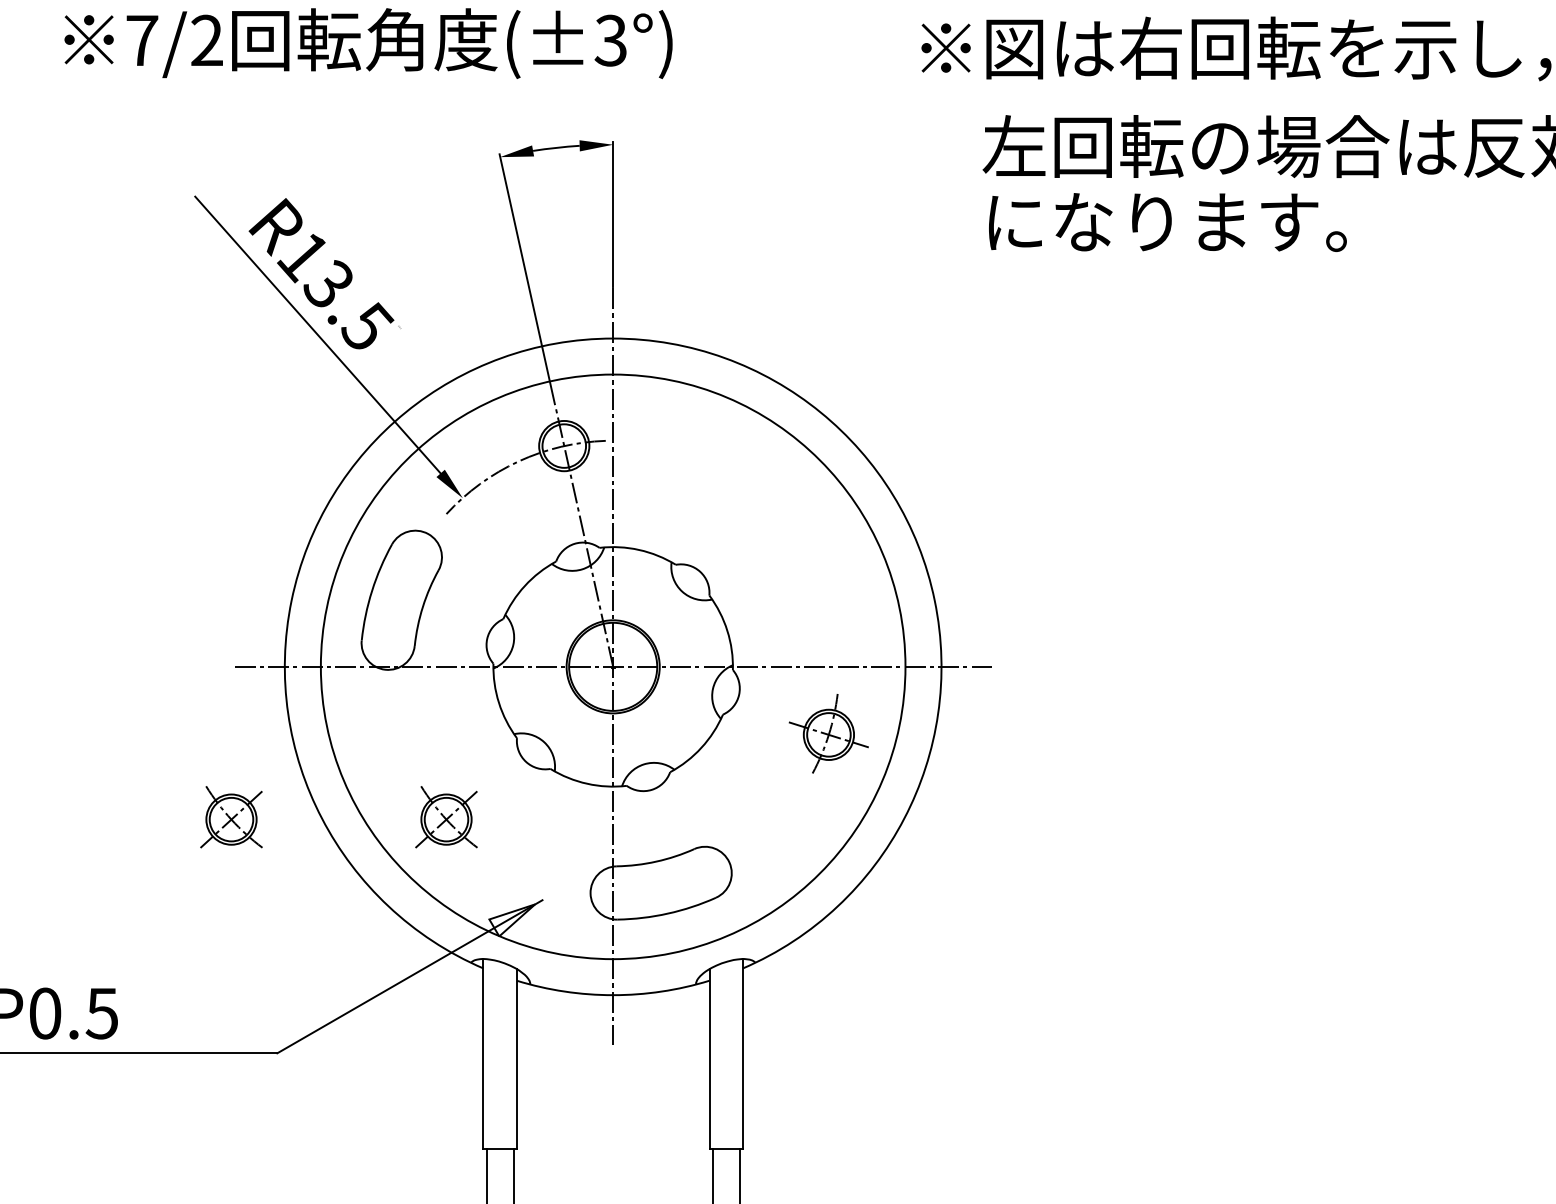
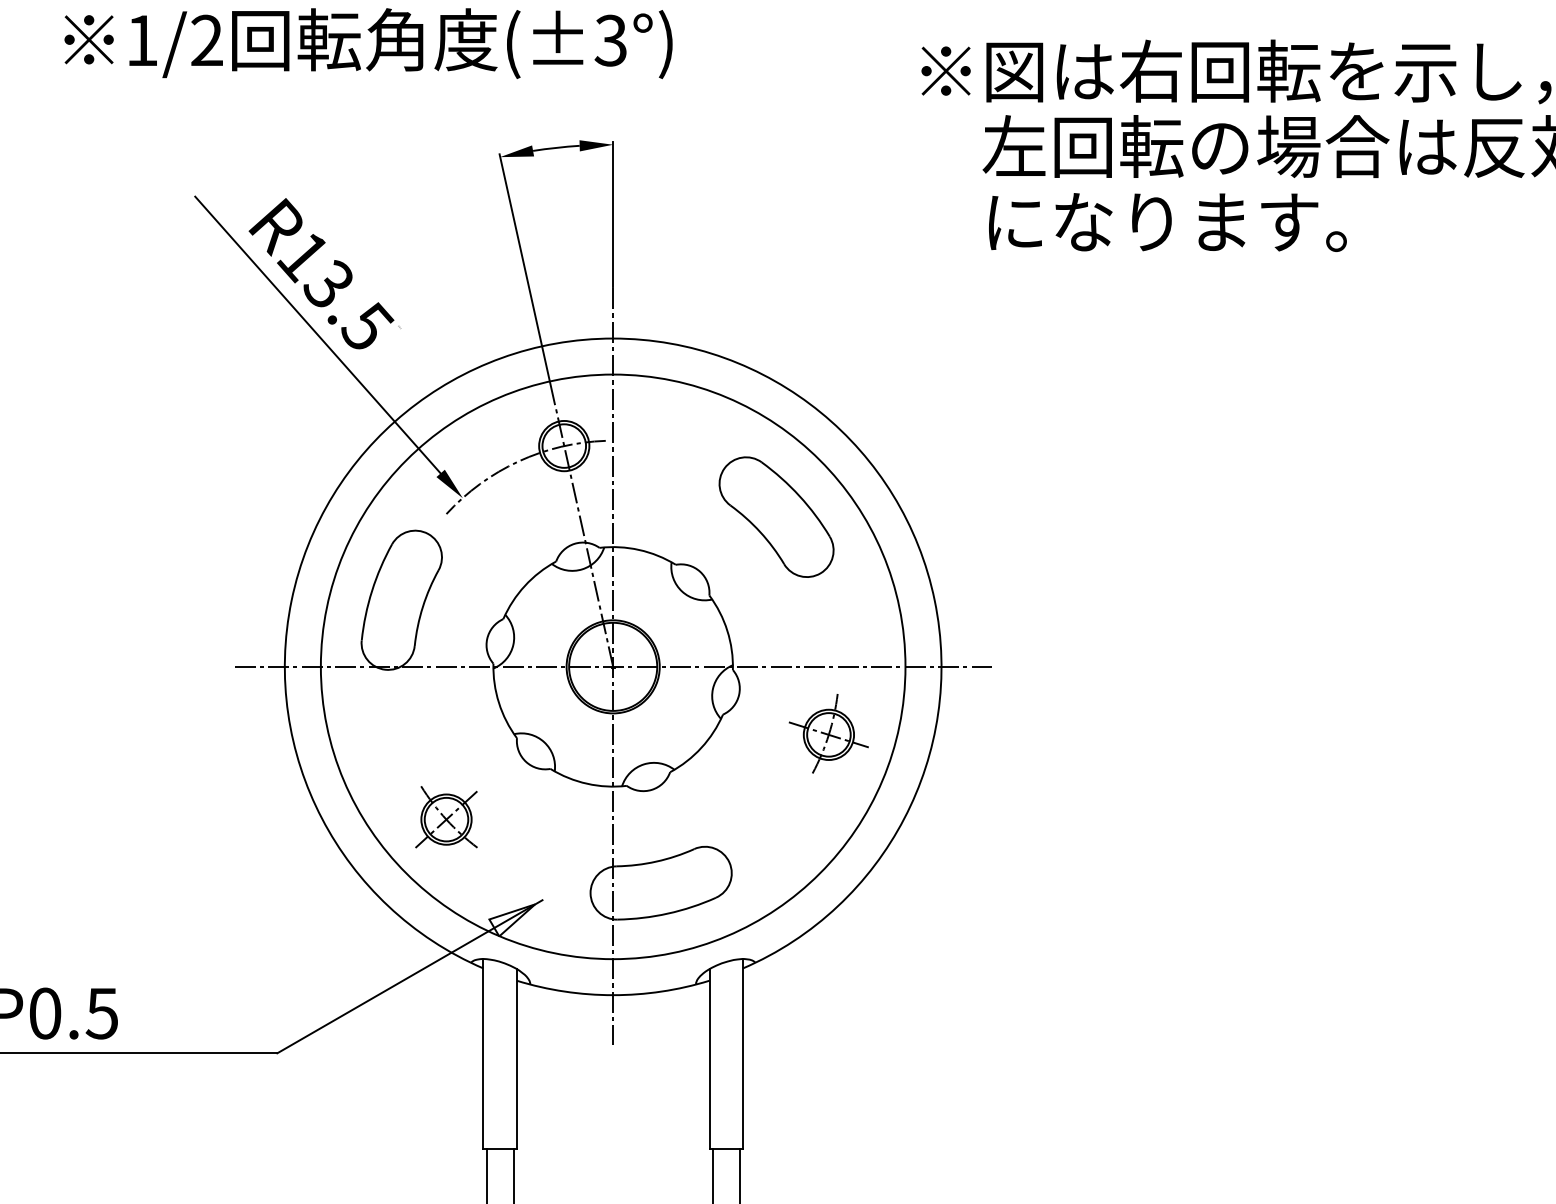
text: 7/2 -> 1/2 (142, 40)
text position: (1236, 48) -> (1236, 71) (1236, 71)
part: none -> present (776, 516)
part: present -> none (231, 817)
